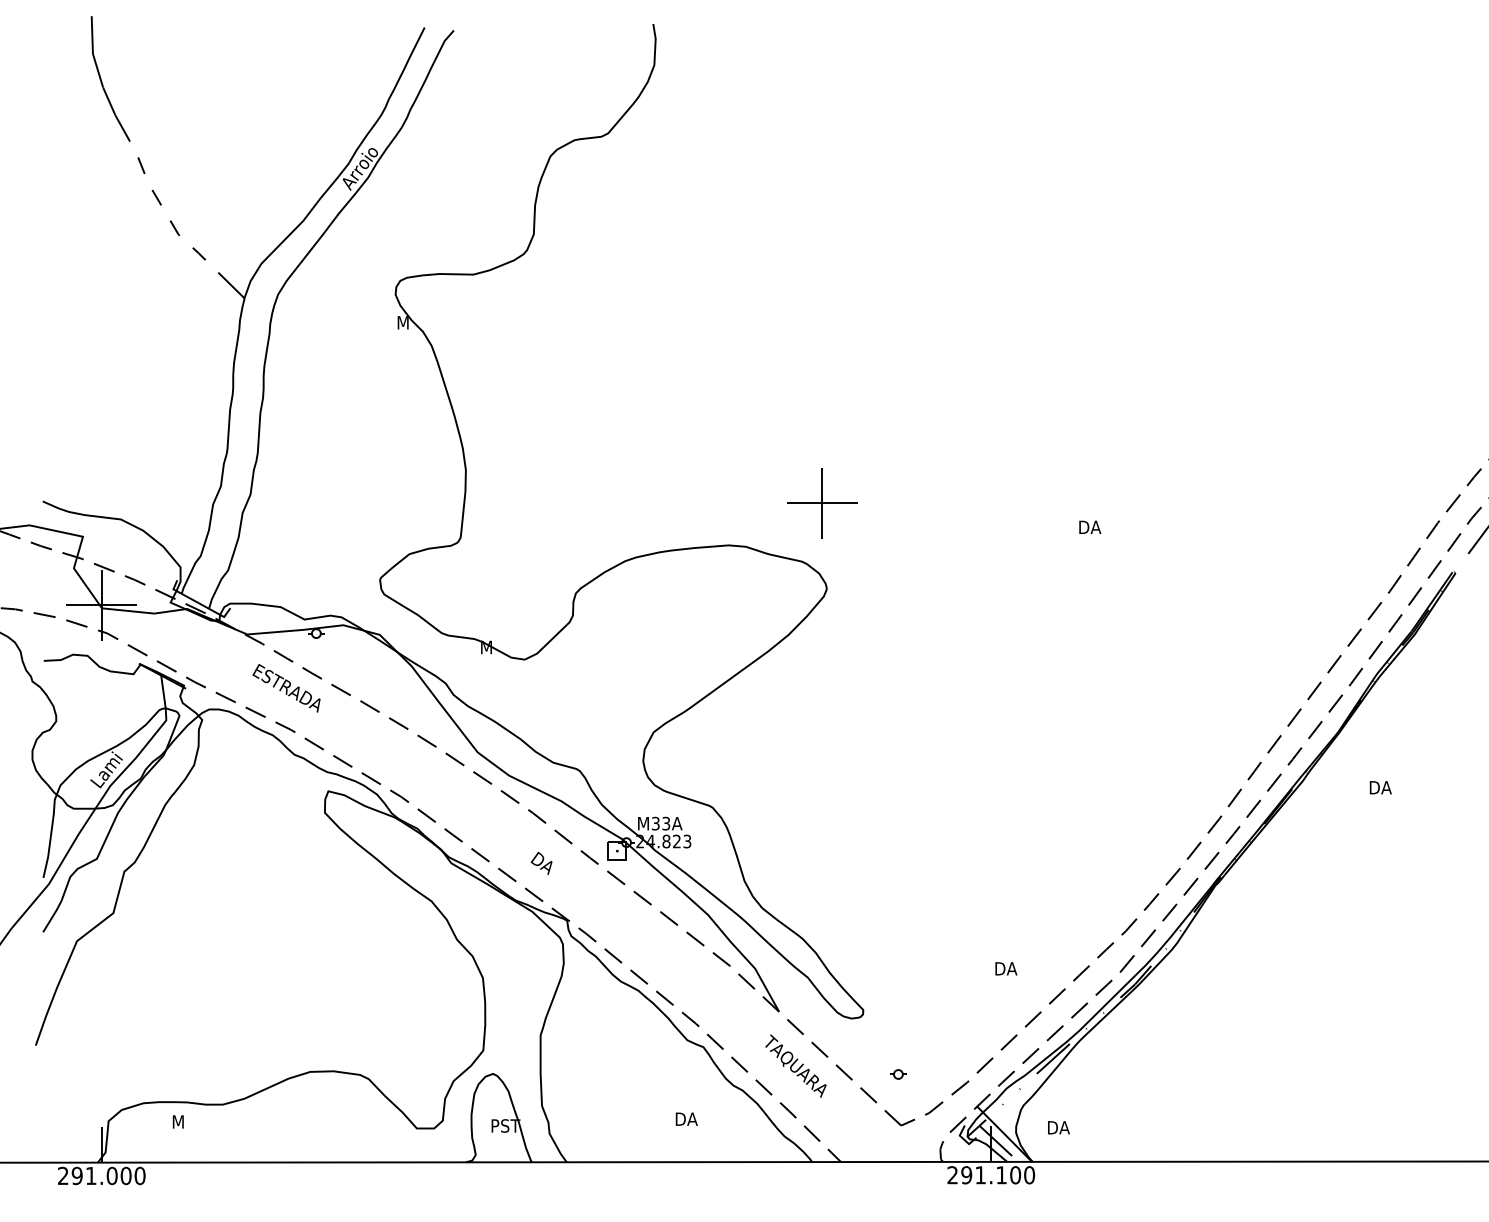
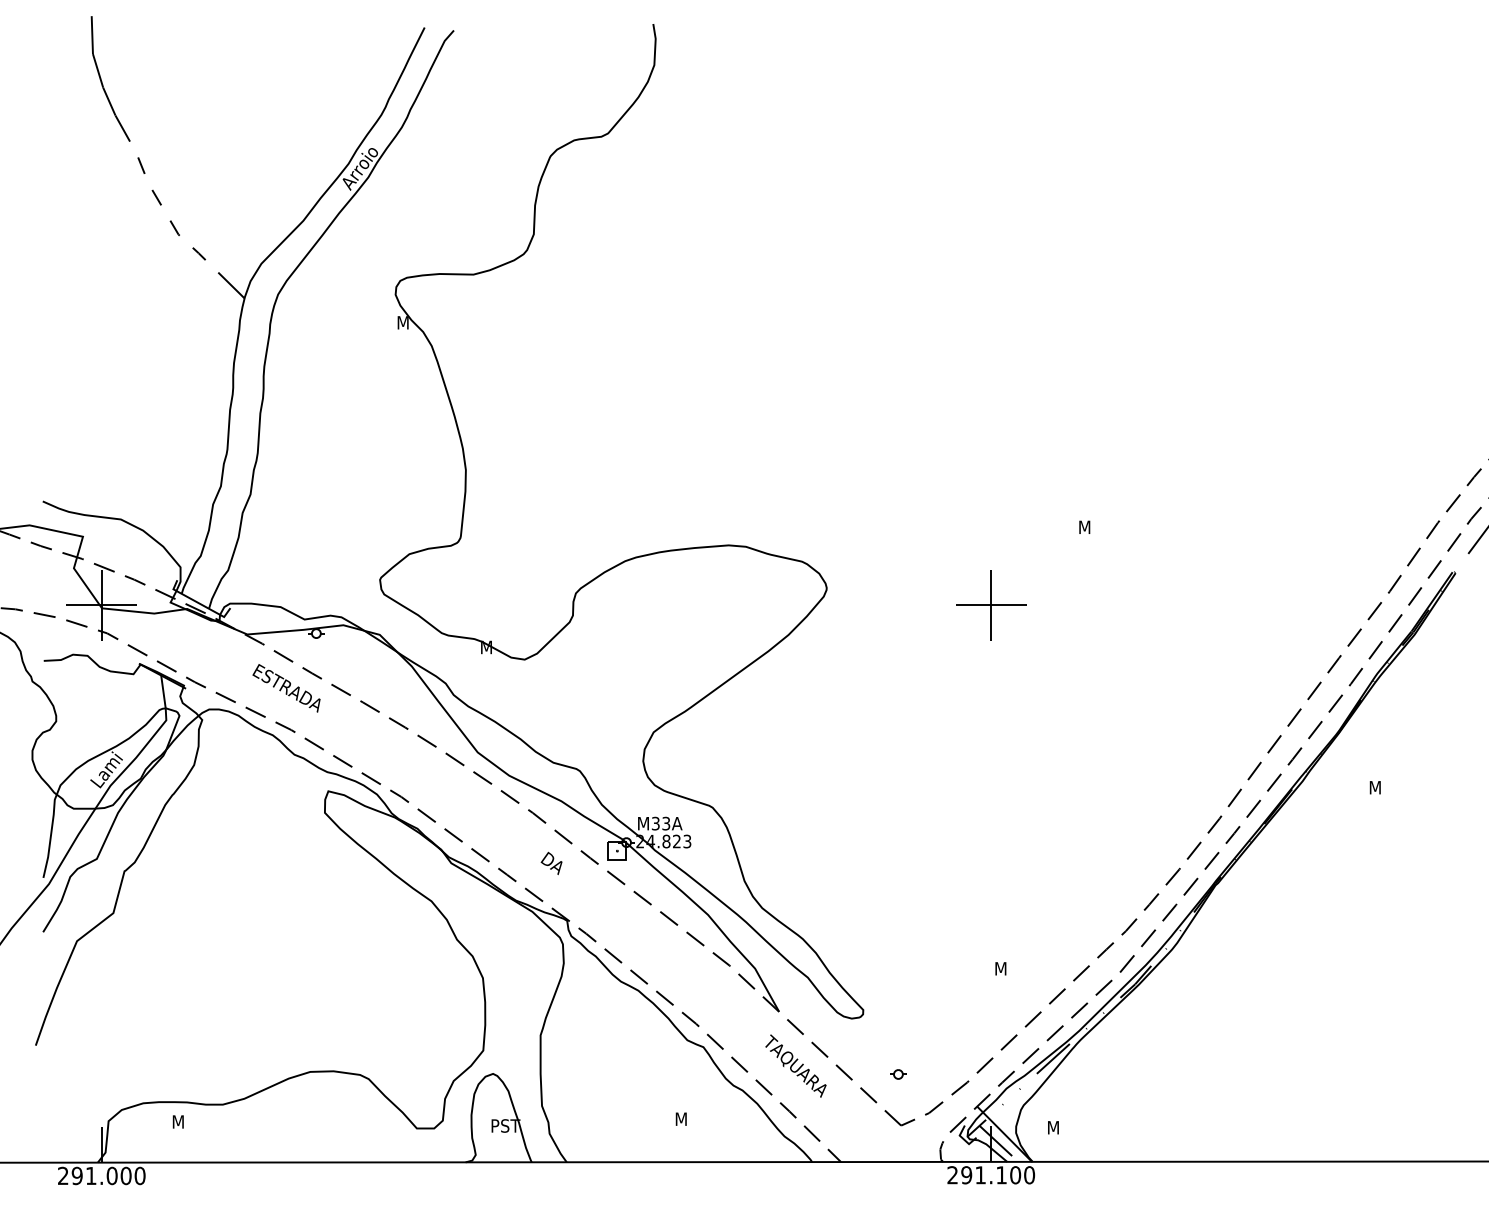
part position: (822, 503) -> (991, 605) (991, 605)
text: DA -> M (1090, 526)
text: DA -> M (1381, 787)
text position: (541, 863) -> (551, 863) (551, 863)
text: DA -> M (1007, 968)
text: DA -> M (687, 1118)
text: DA -> M (1059, 1127)
